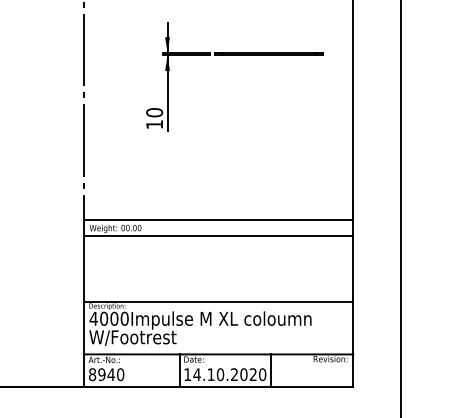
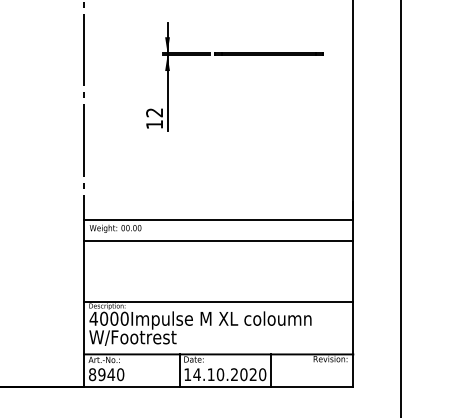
text: 10 -> 12 (154, 112)
line position: (218, 235) -> (218, 240) (218, 240)
